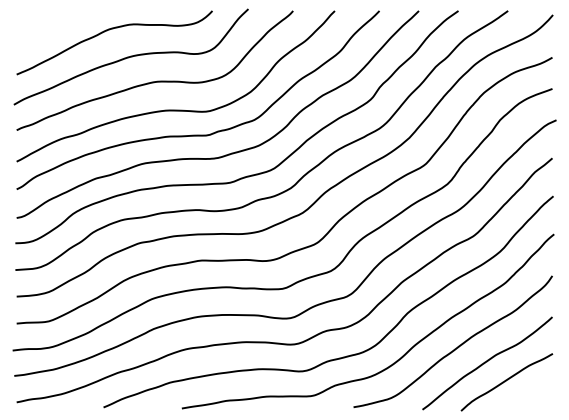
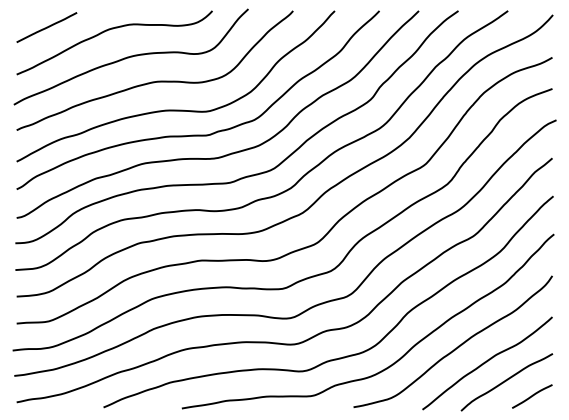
line: none -> present (46, 27)
line: none -> present (532, 396)
